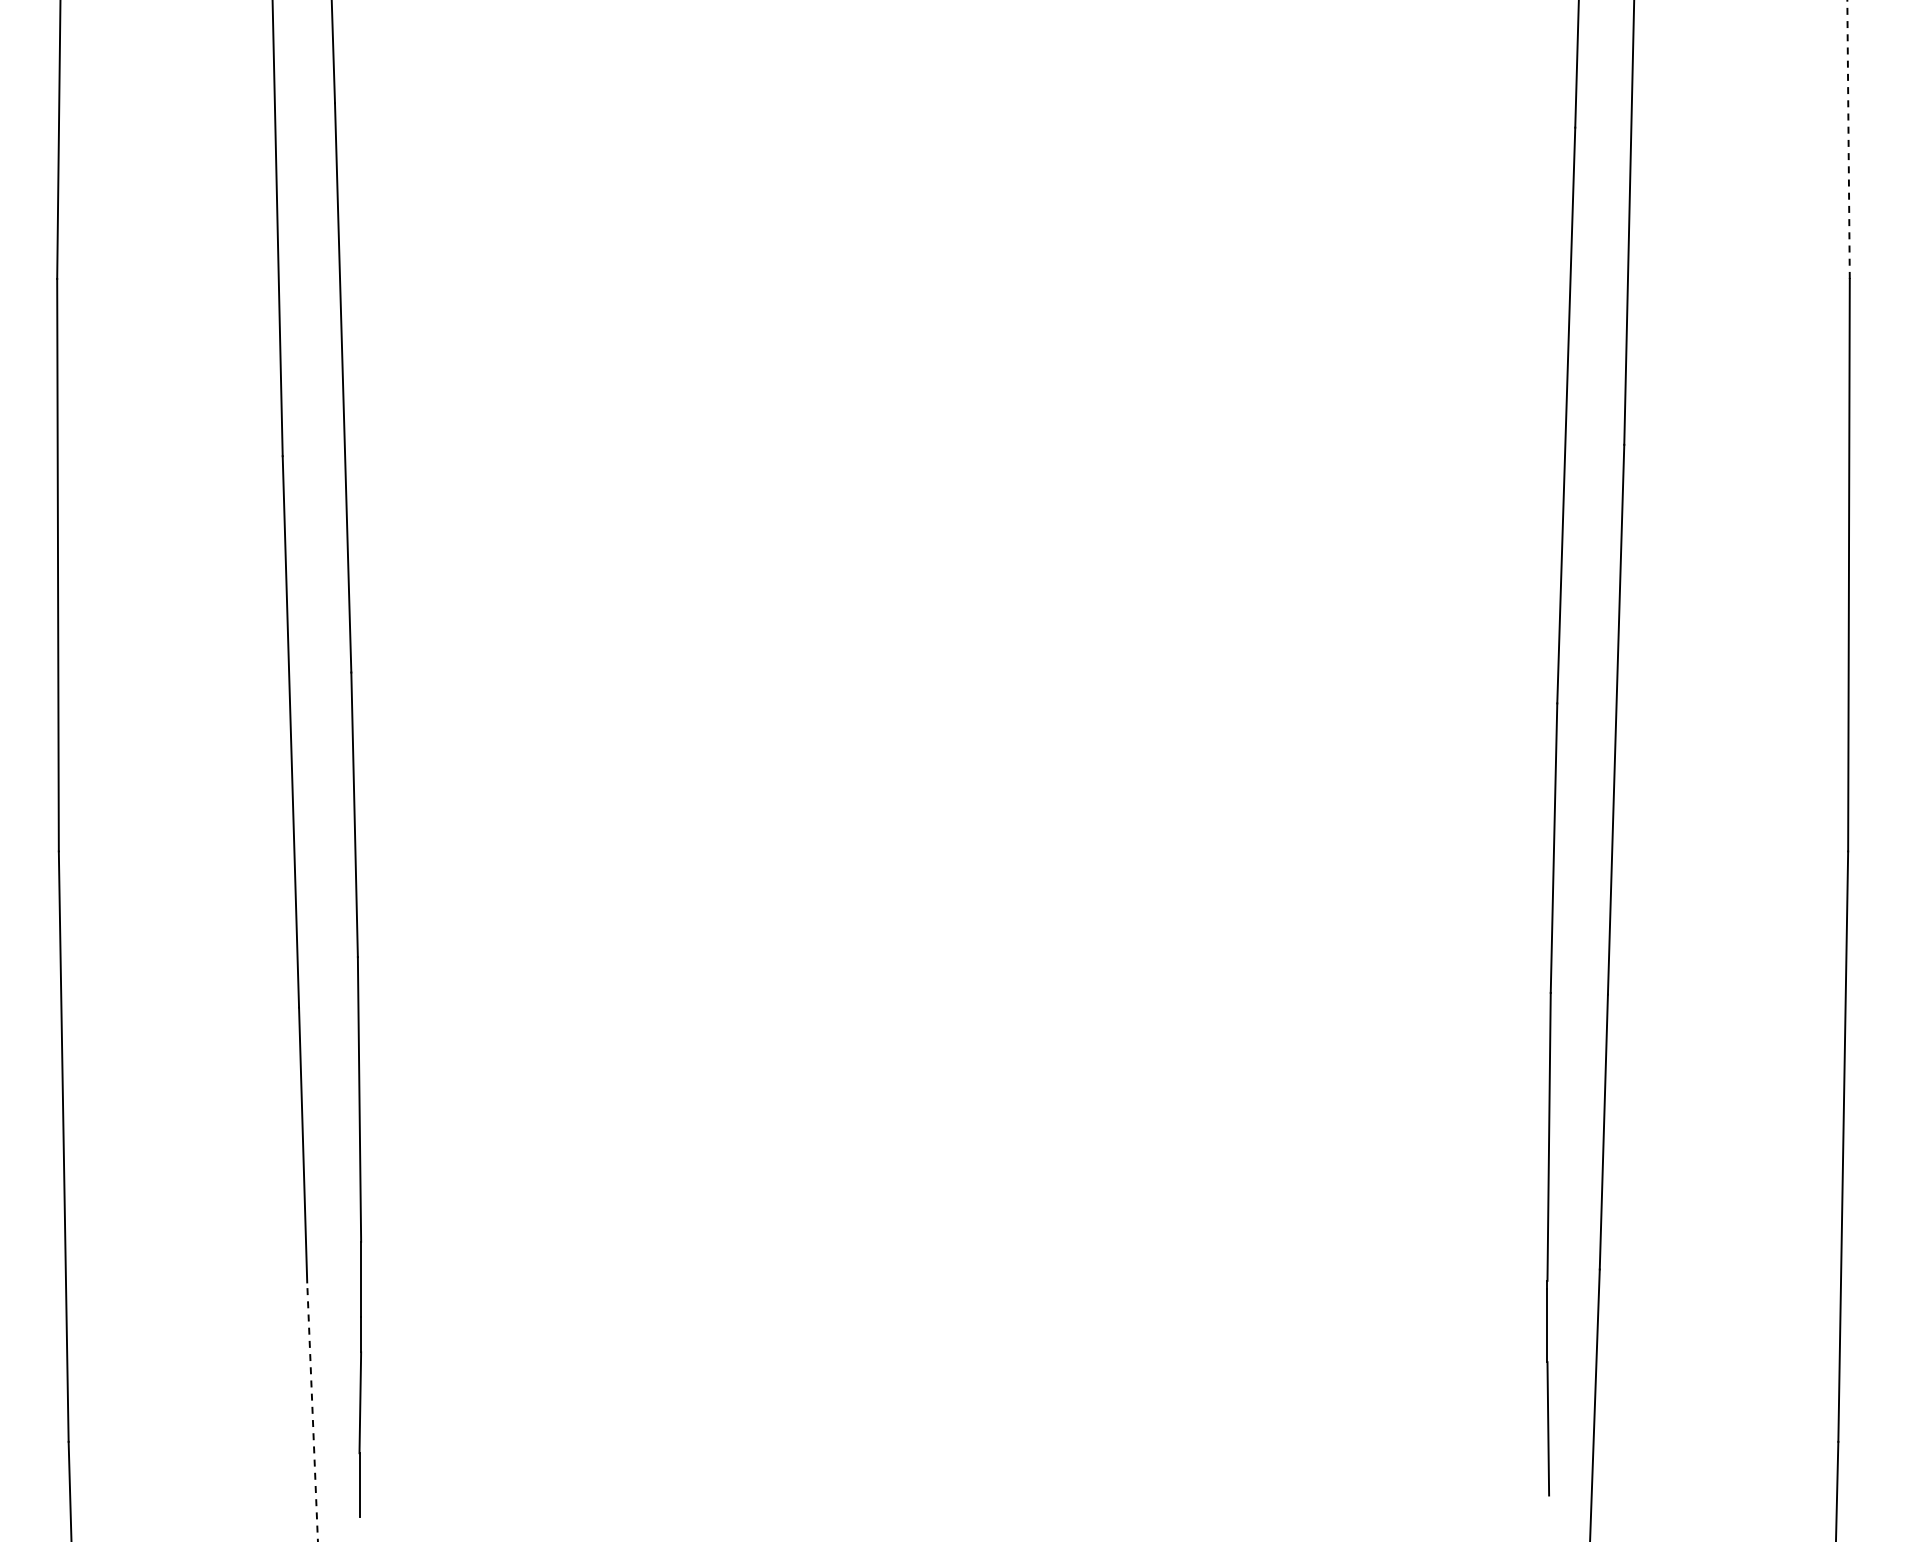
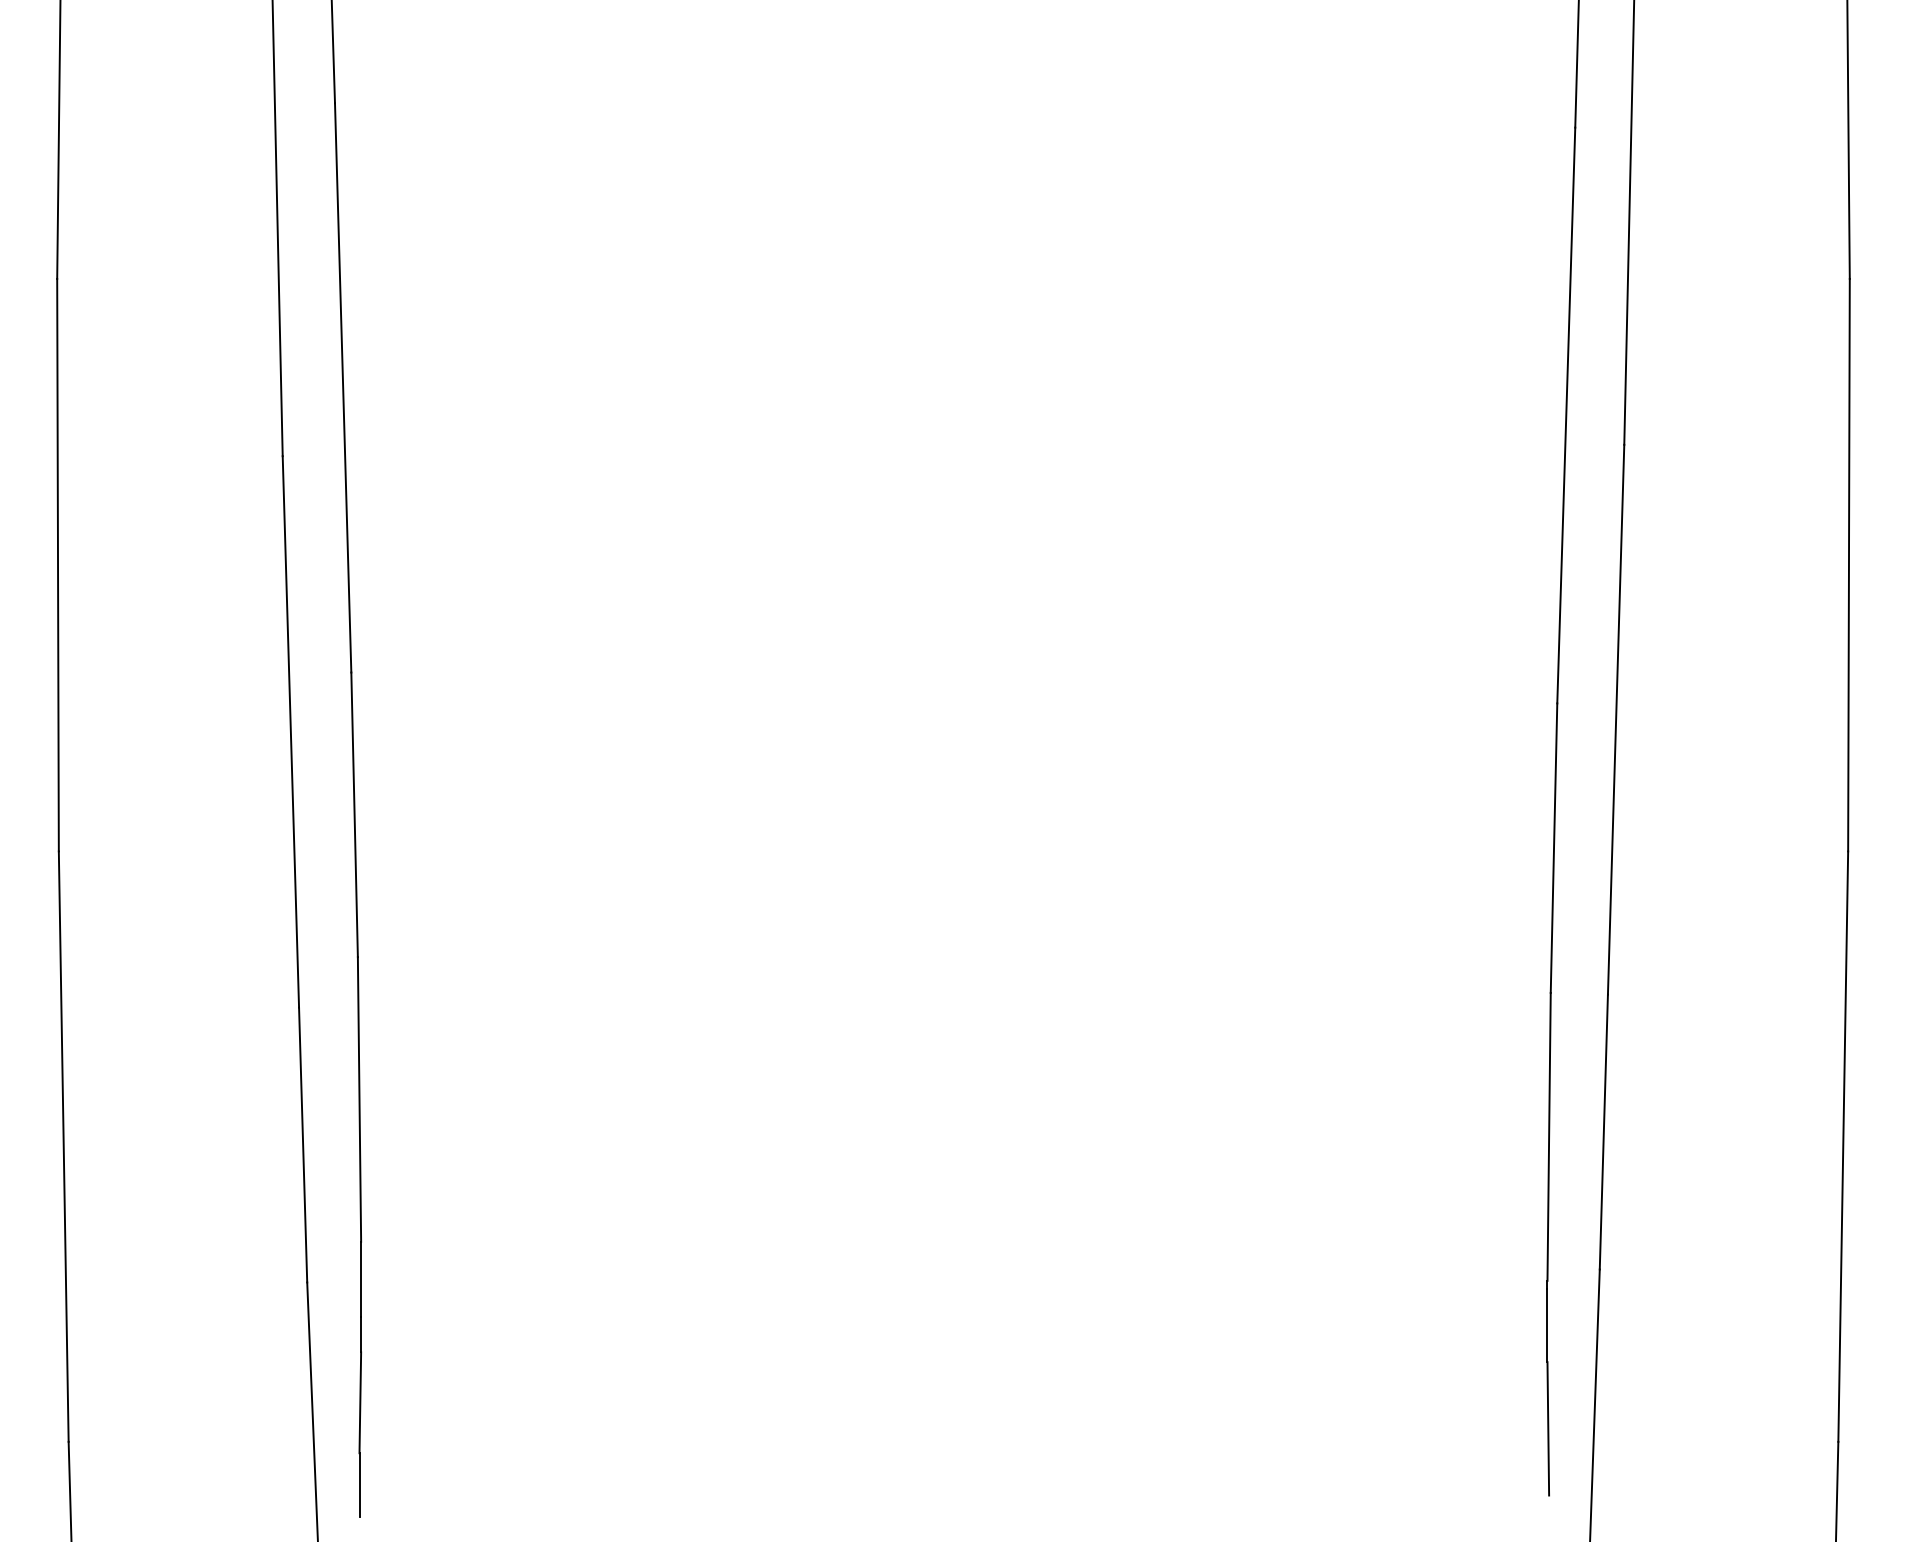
line: dashed -> solid (1848, 138)
line: dashed -> solid (312, 1412)
